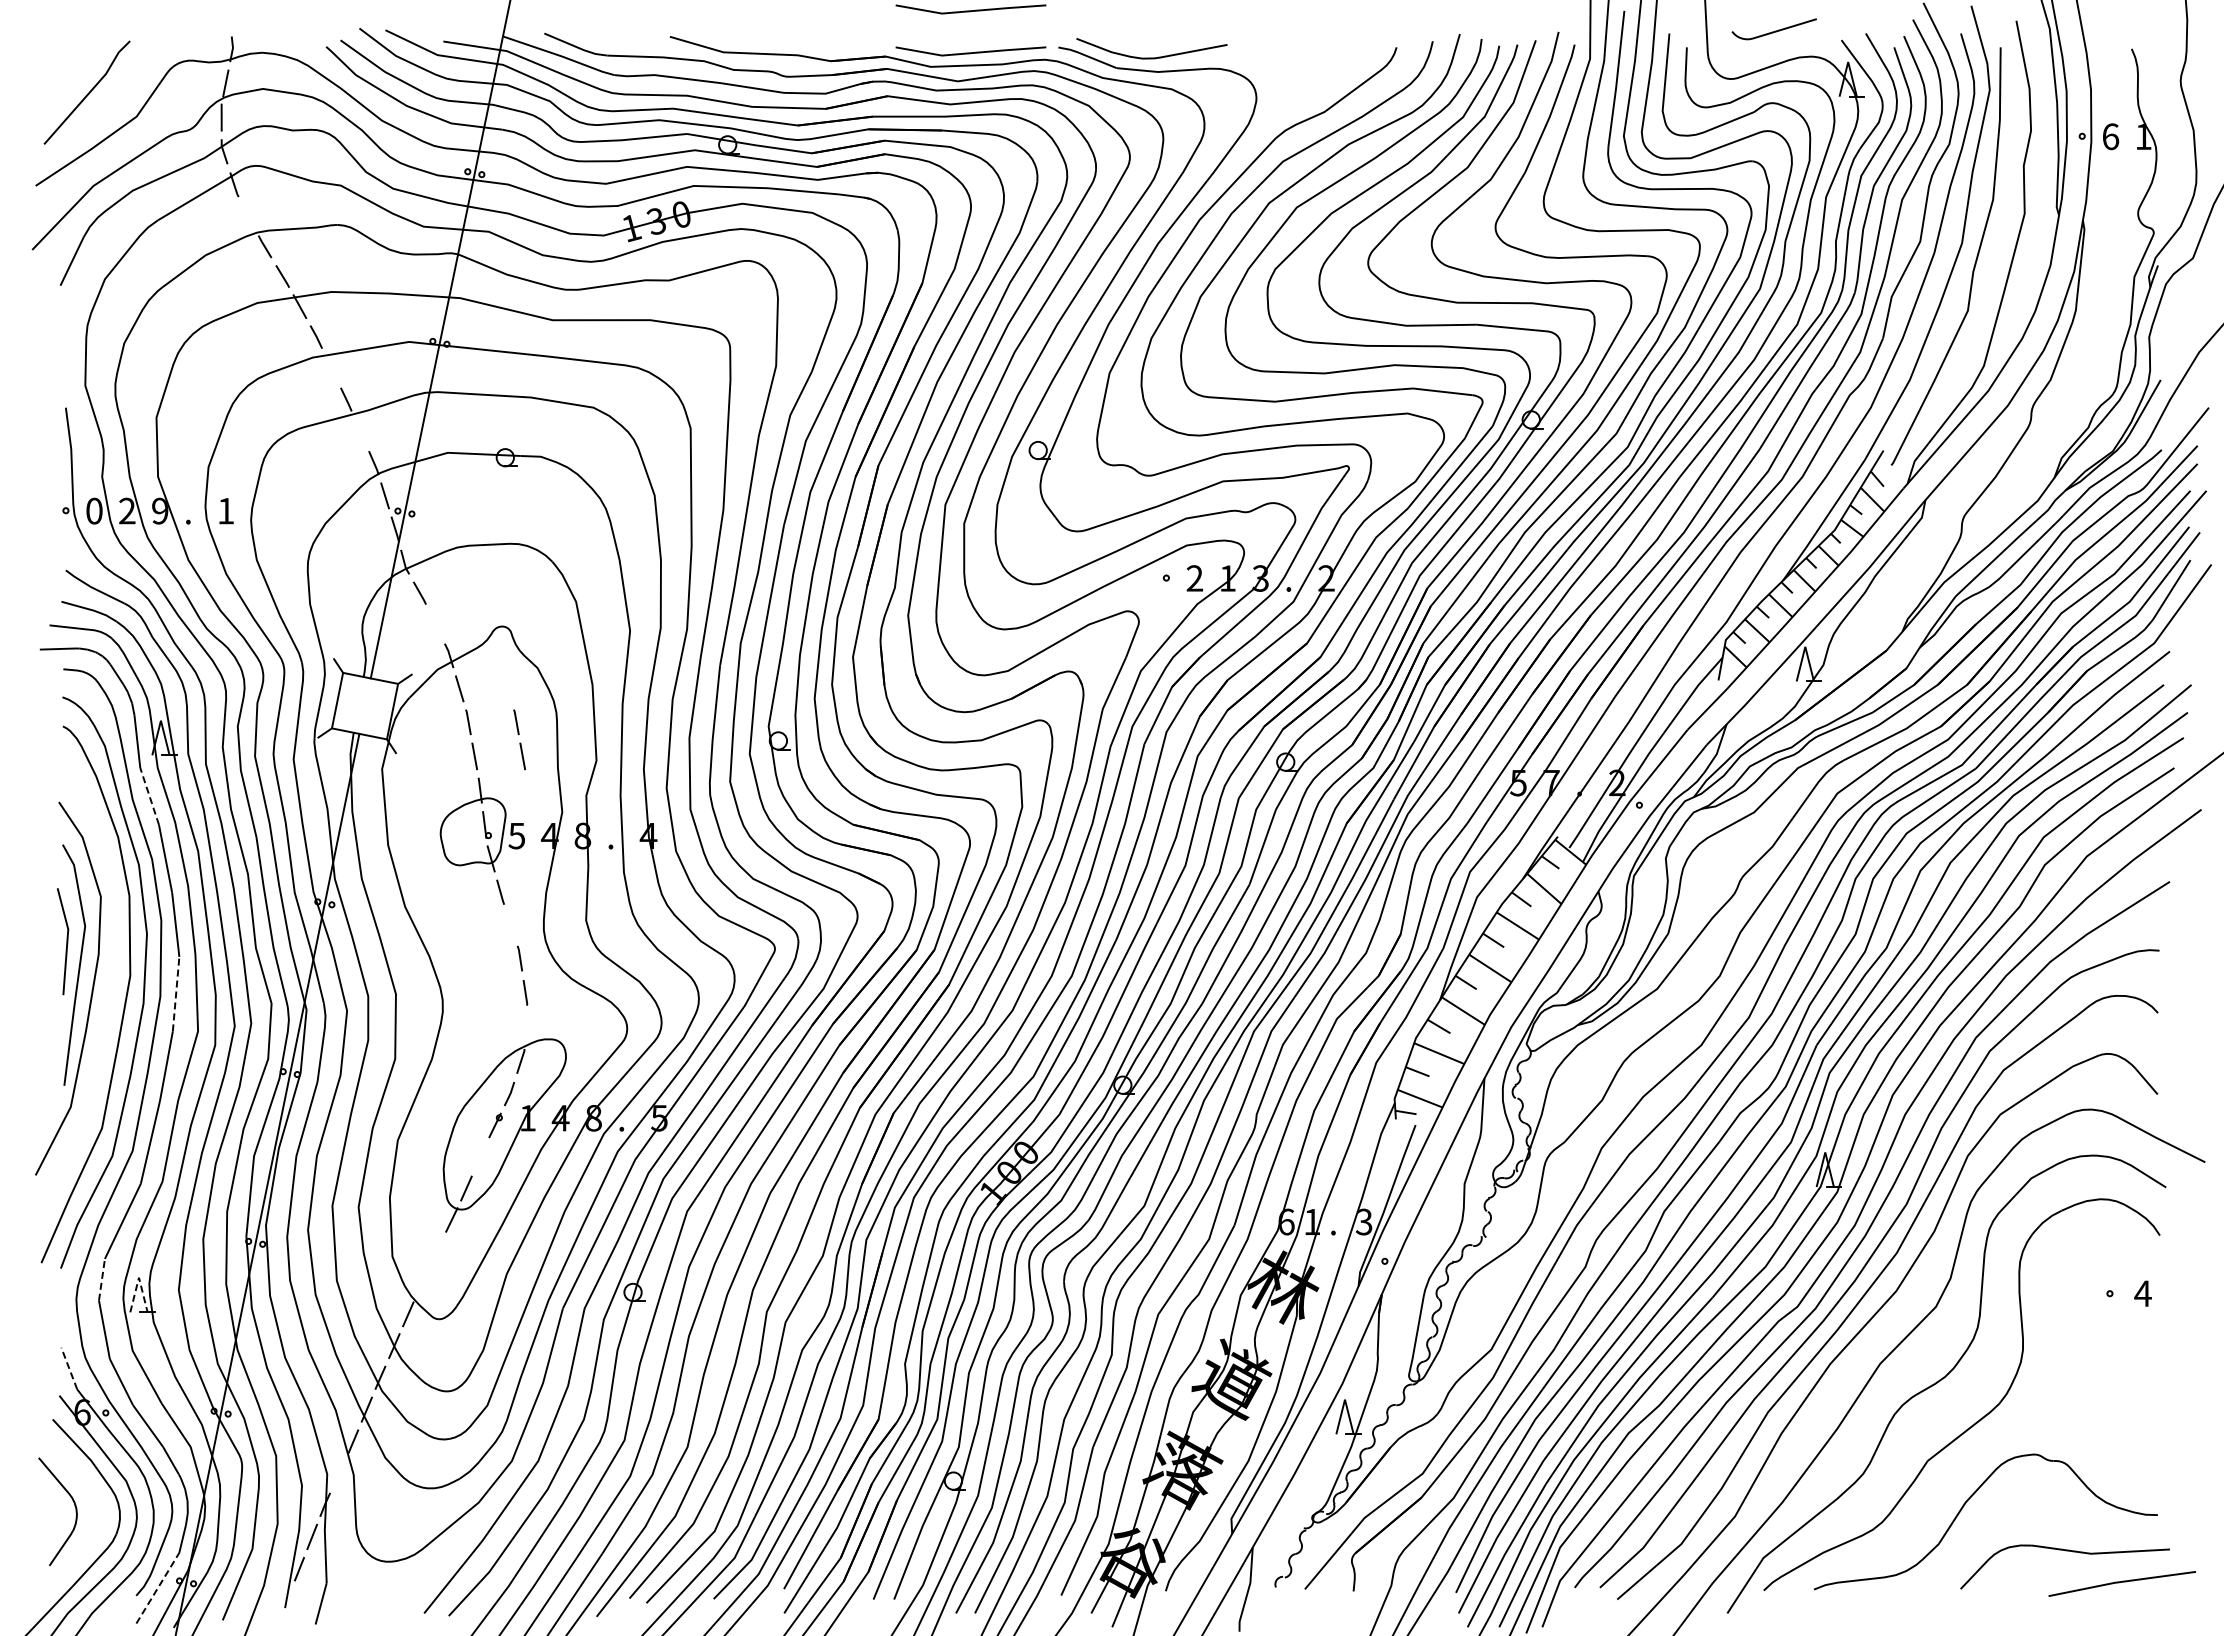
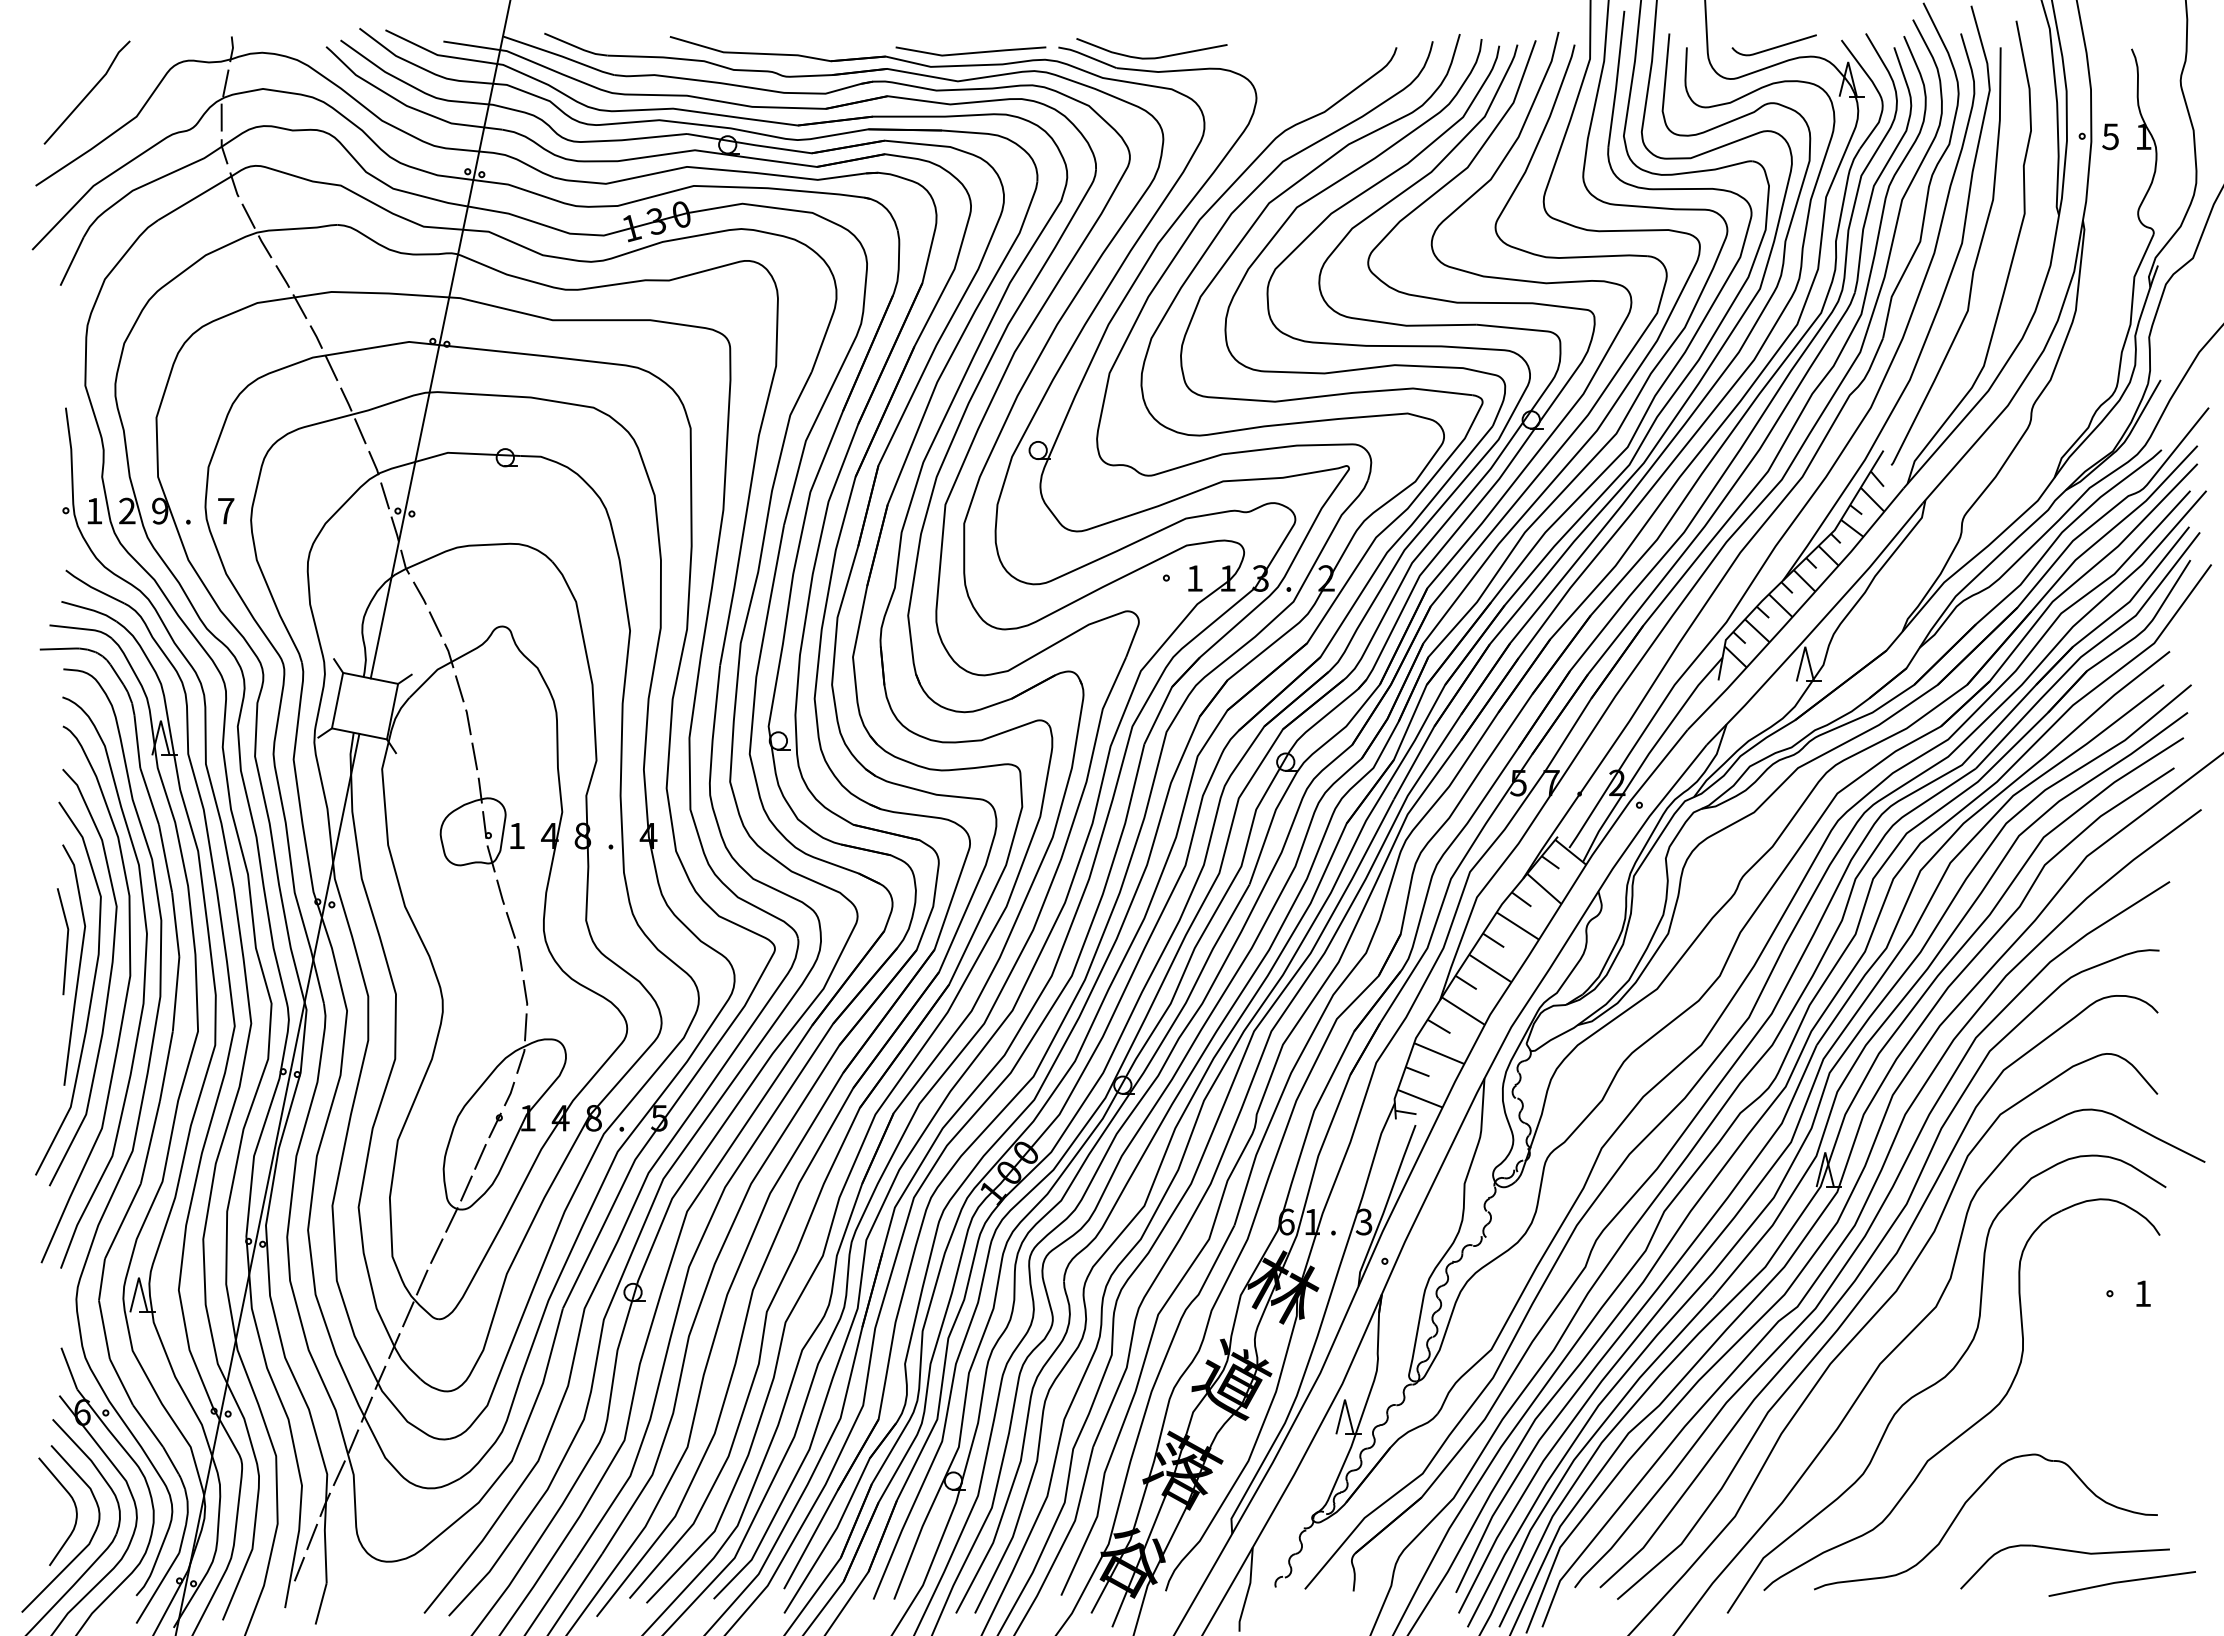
line: present -> none (970, 10)
curve position: (1773, 31) -> (1773, 47) (1773, 47)
text: 6 -> 5 (2110, 136)
line: none -> present (248, 215)
line: none -> present (331, 368)
line: none -> present (360, 431)
text: 0 -> 1 (94, 510)
text: 1 -> 7 (226, 511)
text: 2 -> 1 (1194, 578)
line: none -> present (435, 623)
line: present -> none (519, 742)
line: dashed -> solid (149, 796)
text: 5 -> 1 (516, 836)
line: none -> present (510, 925)
curve: none -> present (108, 982)
line: dashed -> solid (176, 993)
line: none -> present (525, 1027)
line: none -> present (480, 1156)
line: none -> present (436, 1250)
line: dashed -> solid (138, 1277)
line: dashed -> solid (102, 1279)
line: none -> present (421, 1282)
text: 4 -> 1 (2142, 1293)
line: dashed -> solid (69, 1368)
line: none -> present (338, 1473)
curve: none -> present (82, 1549)
line: dashed -> solid (158, 1587)
